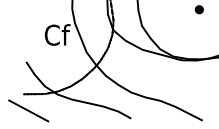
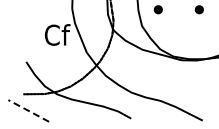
part: none -> present (157, 9)
line: solid -> dashed (28, 110)
